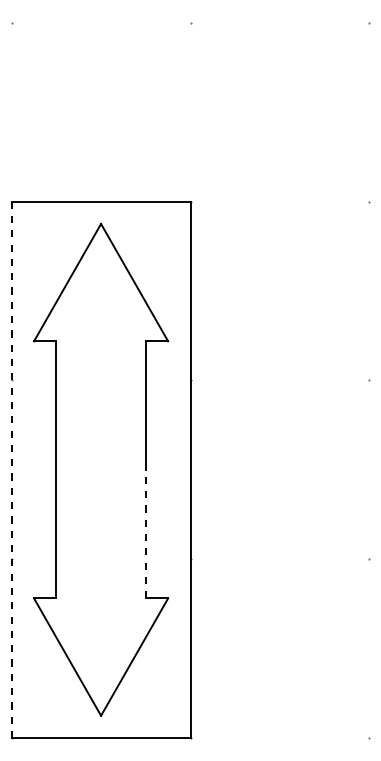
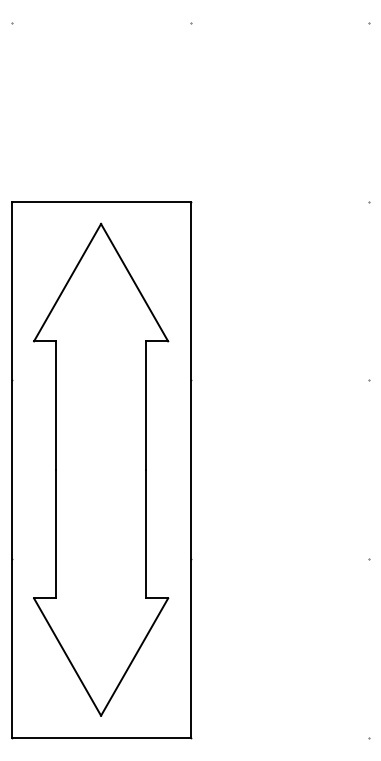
line: dashed -> solid (11, 469)
line: dashed -> solid (145, 533)
